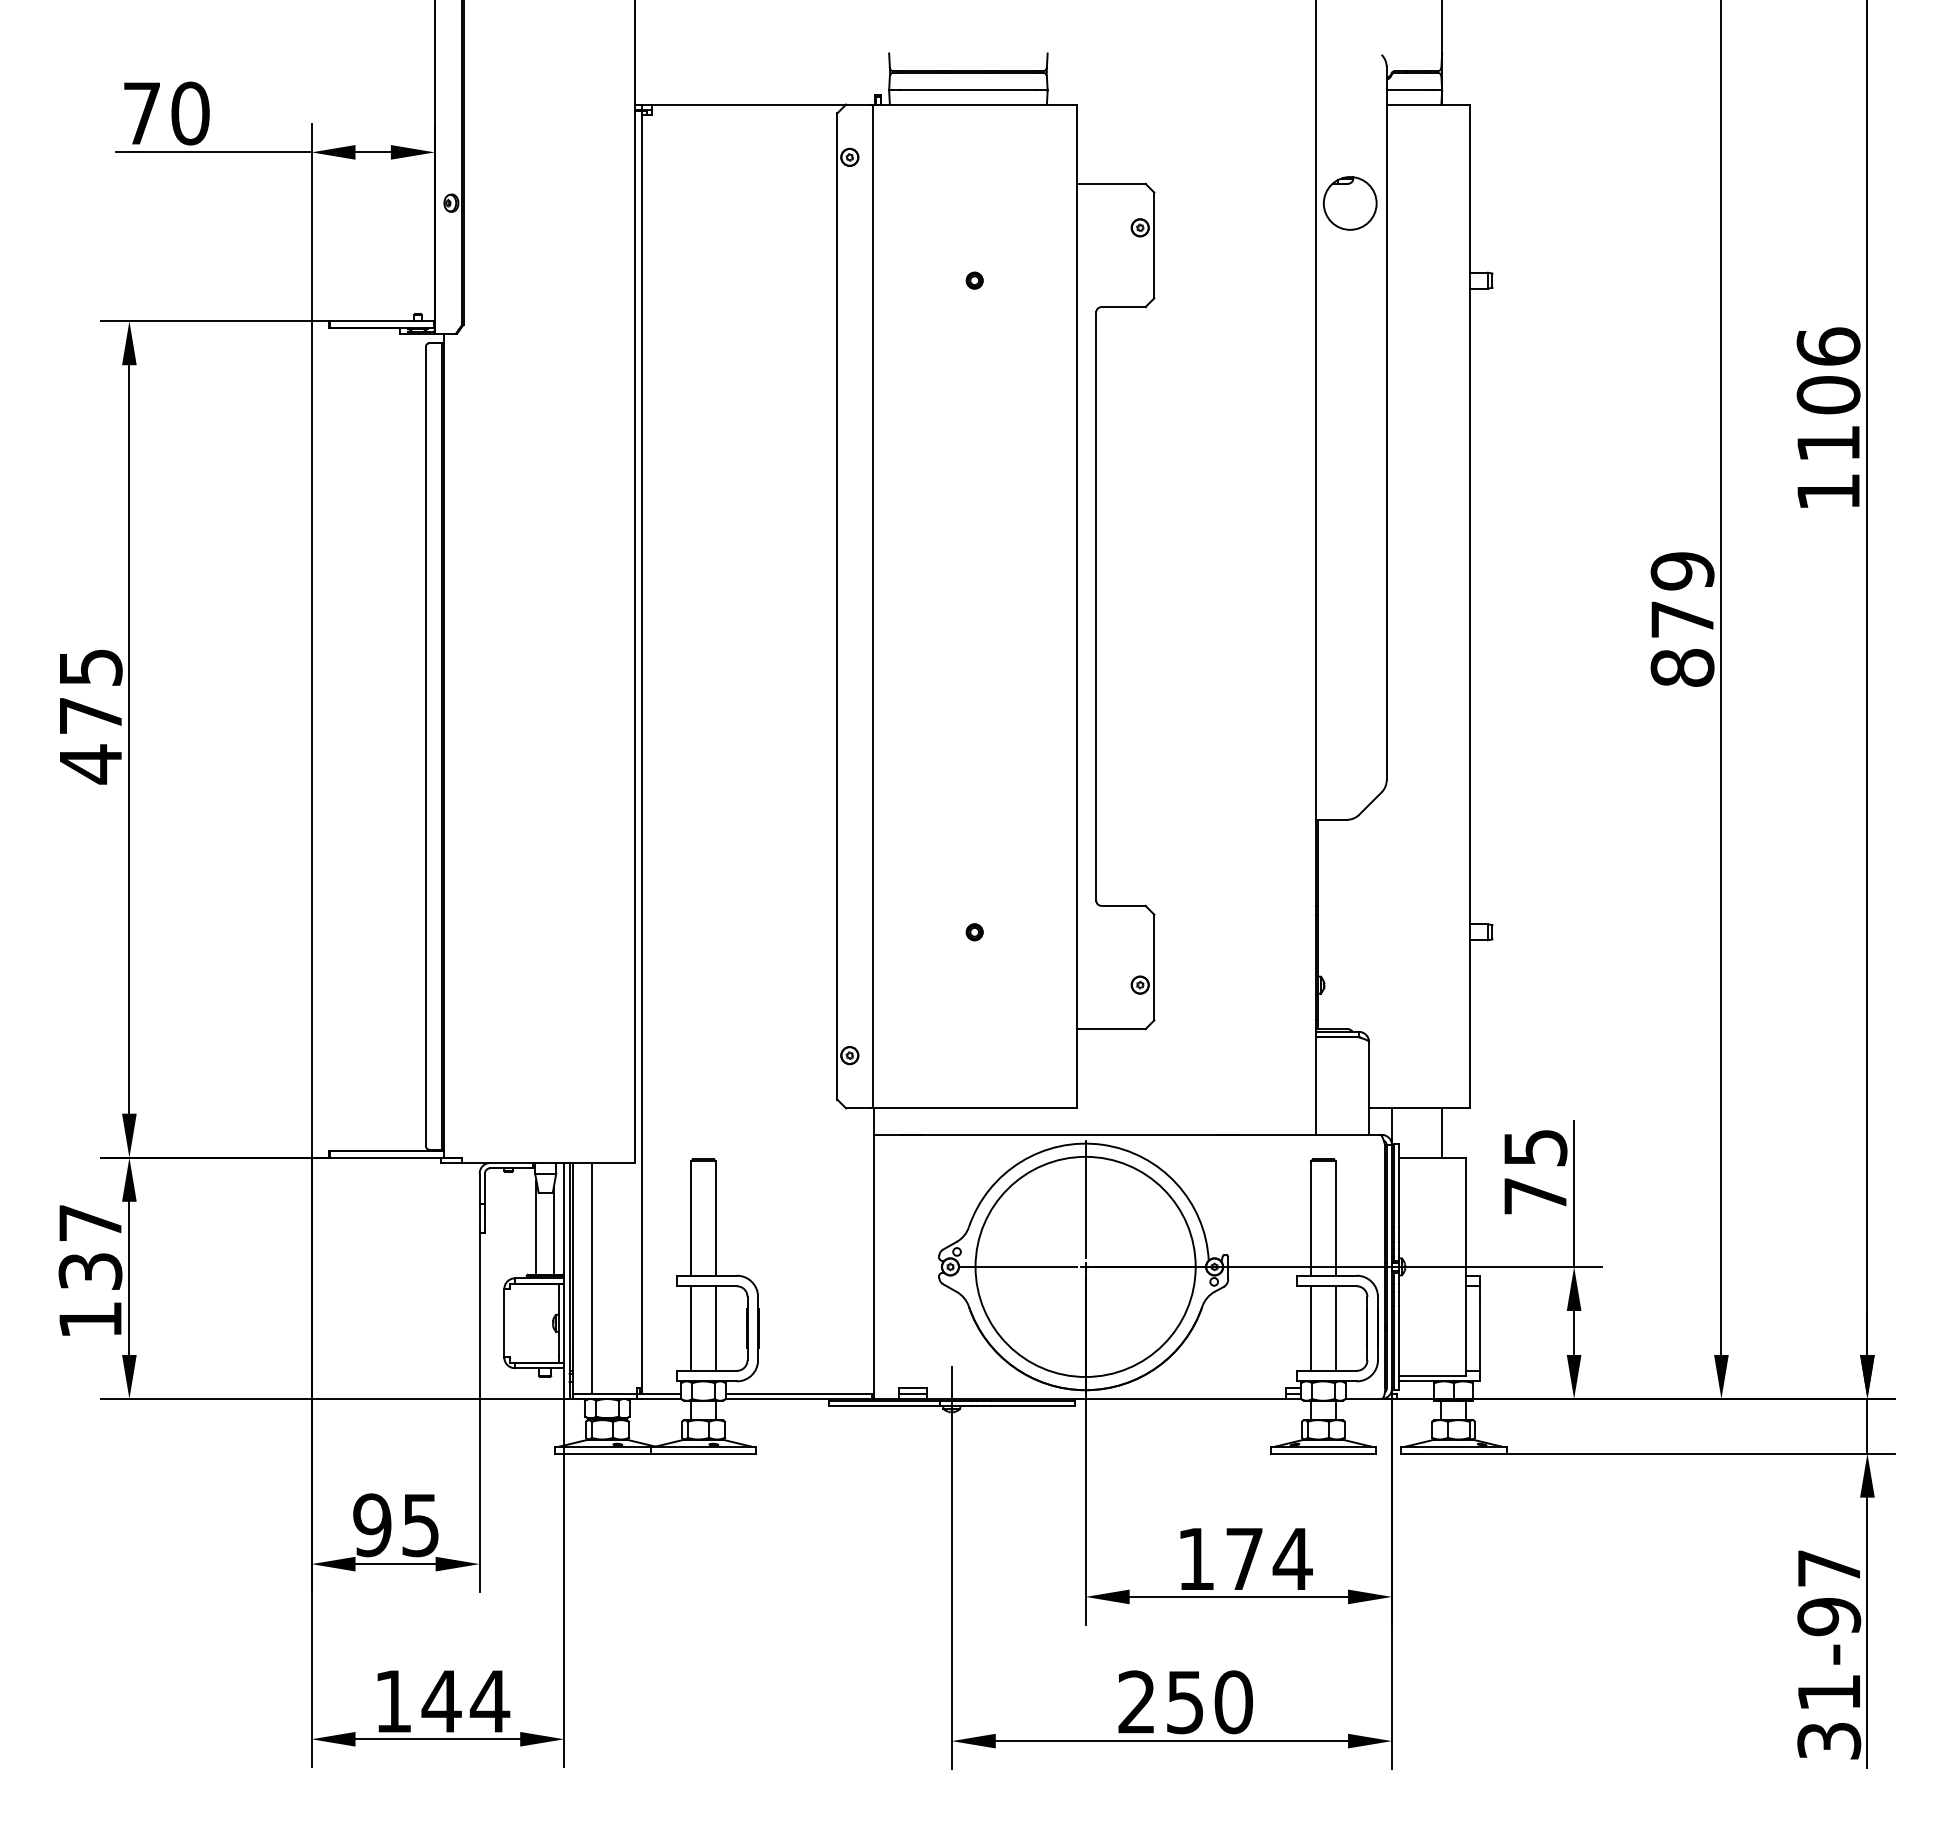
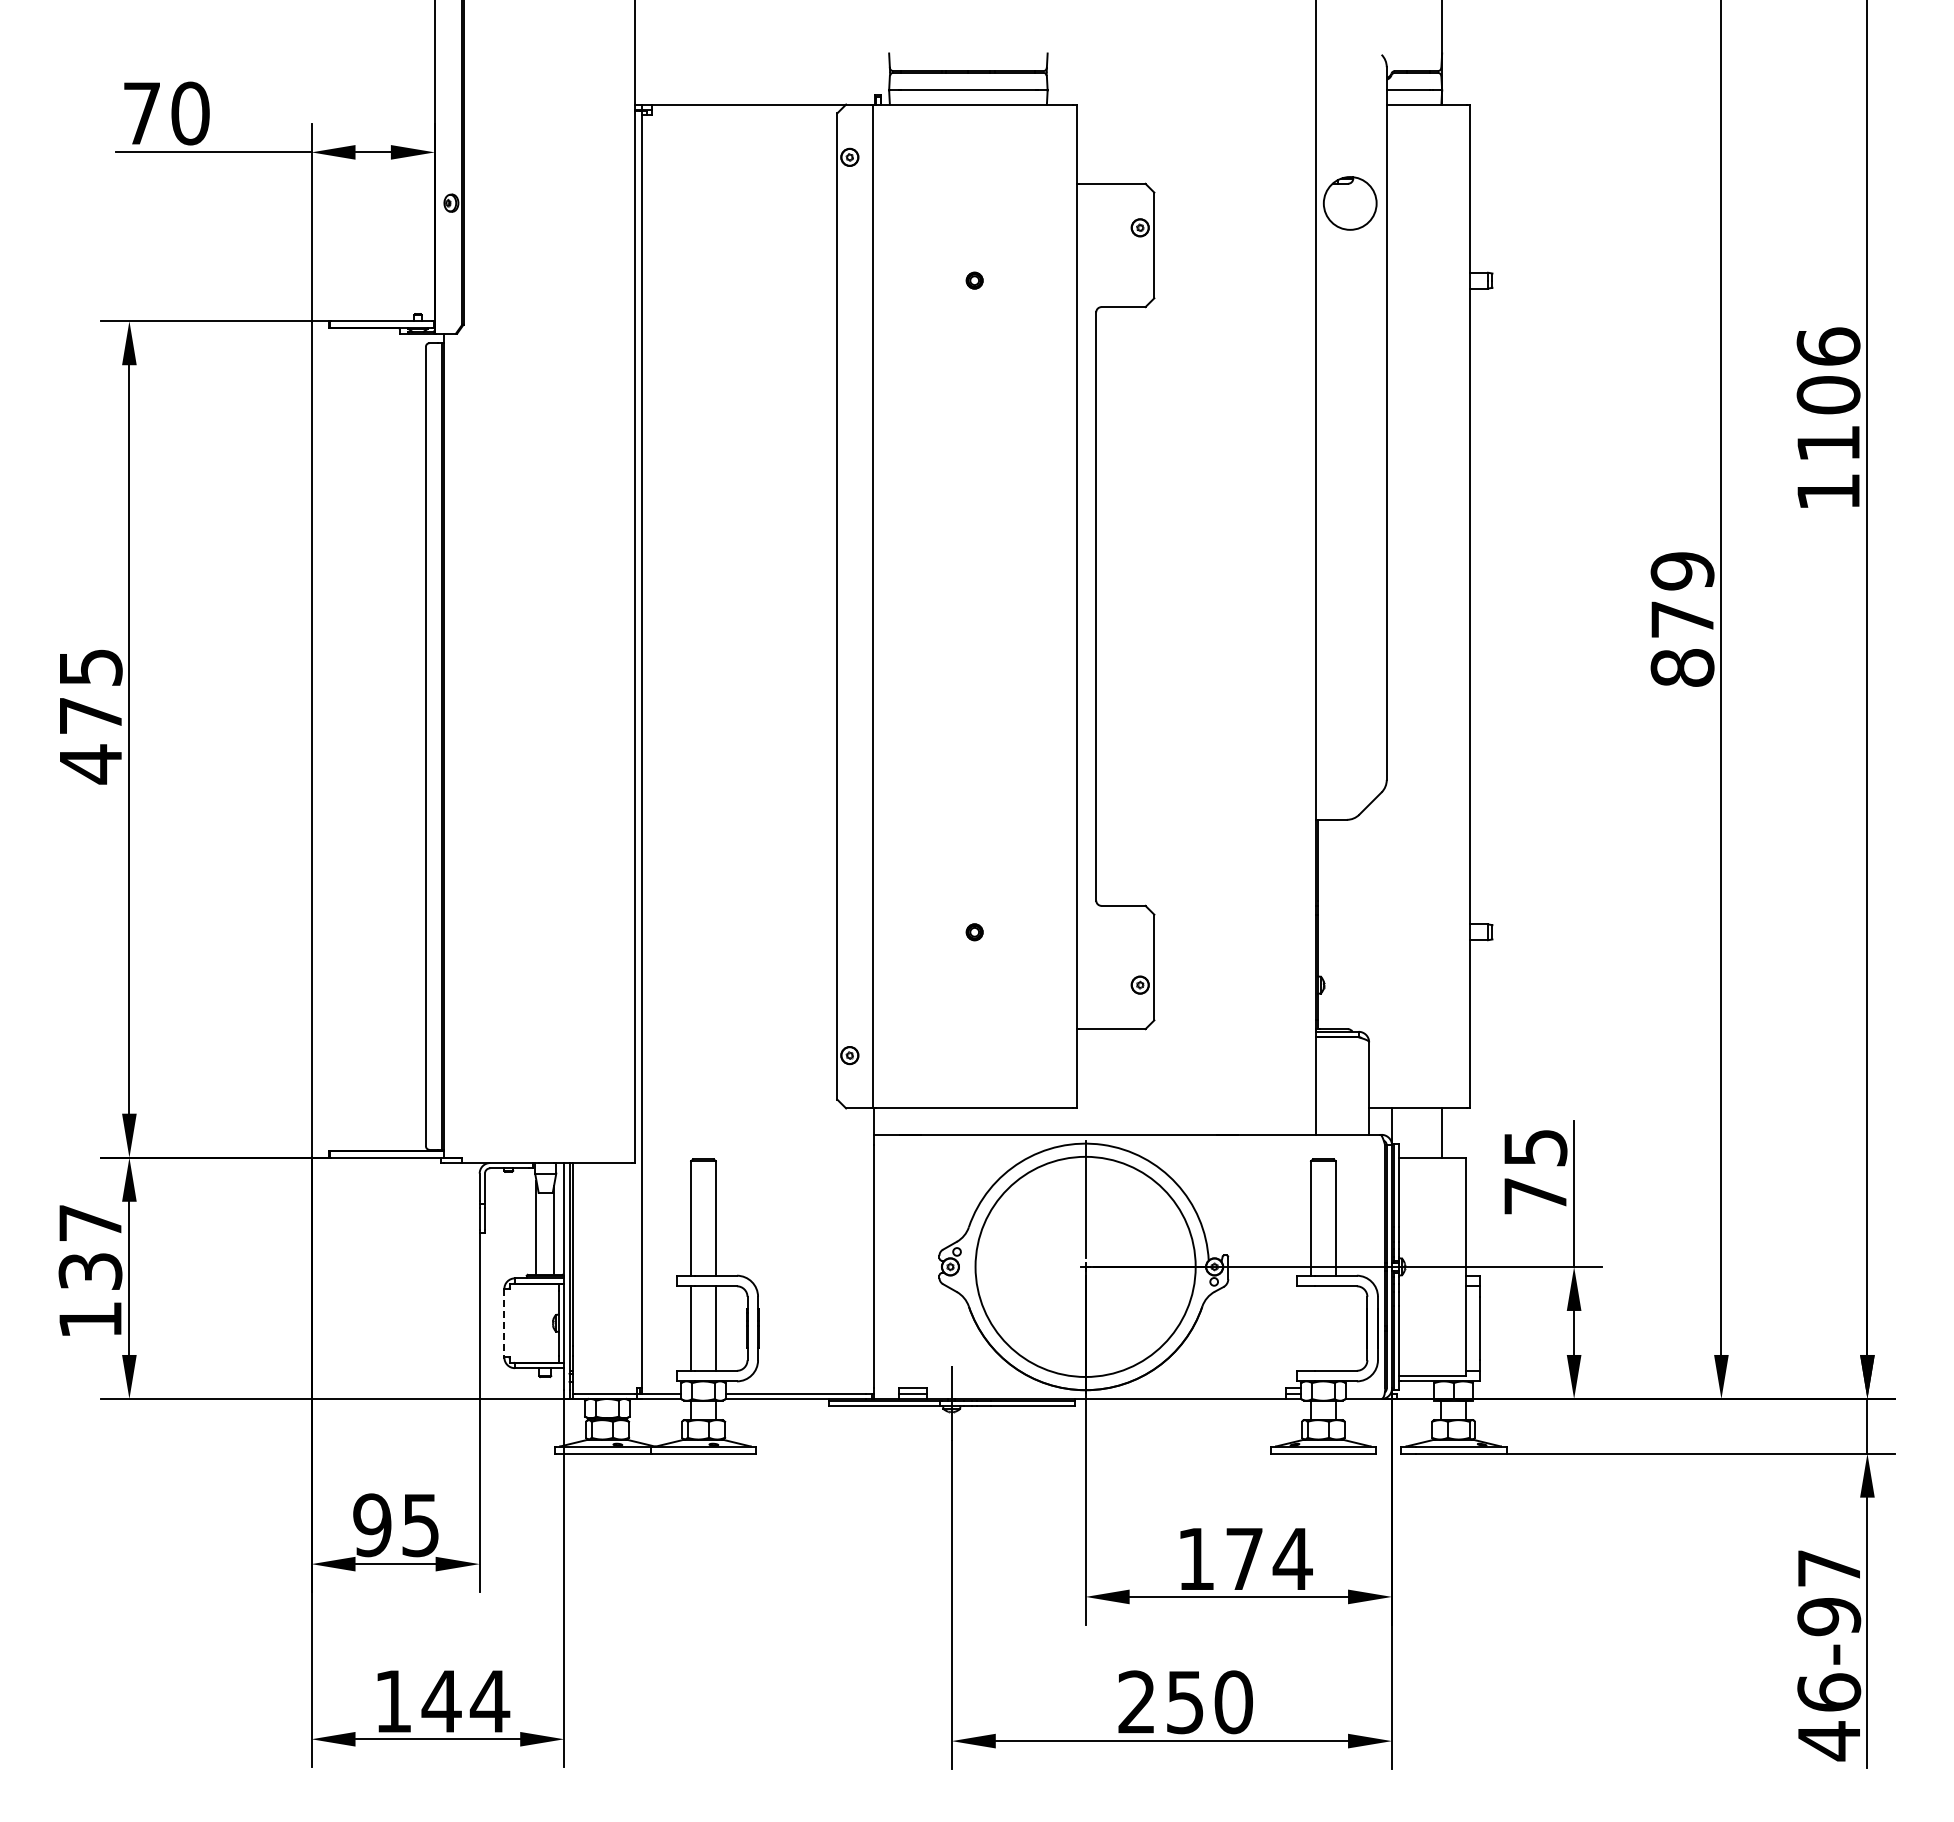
line: present -> none (1017, 1266)
line: present -> none (592, 1278)
line: solid -> dashed (504, 1323)
line: present -> none (1311, 1328)
line: present -> none (1335, 1328)
text: 31-97 -> 46-97 (1829, 1717)
